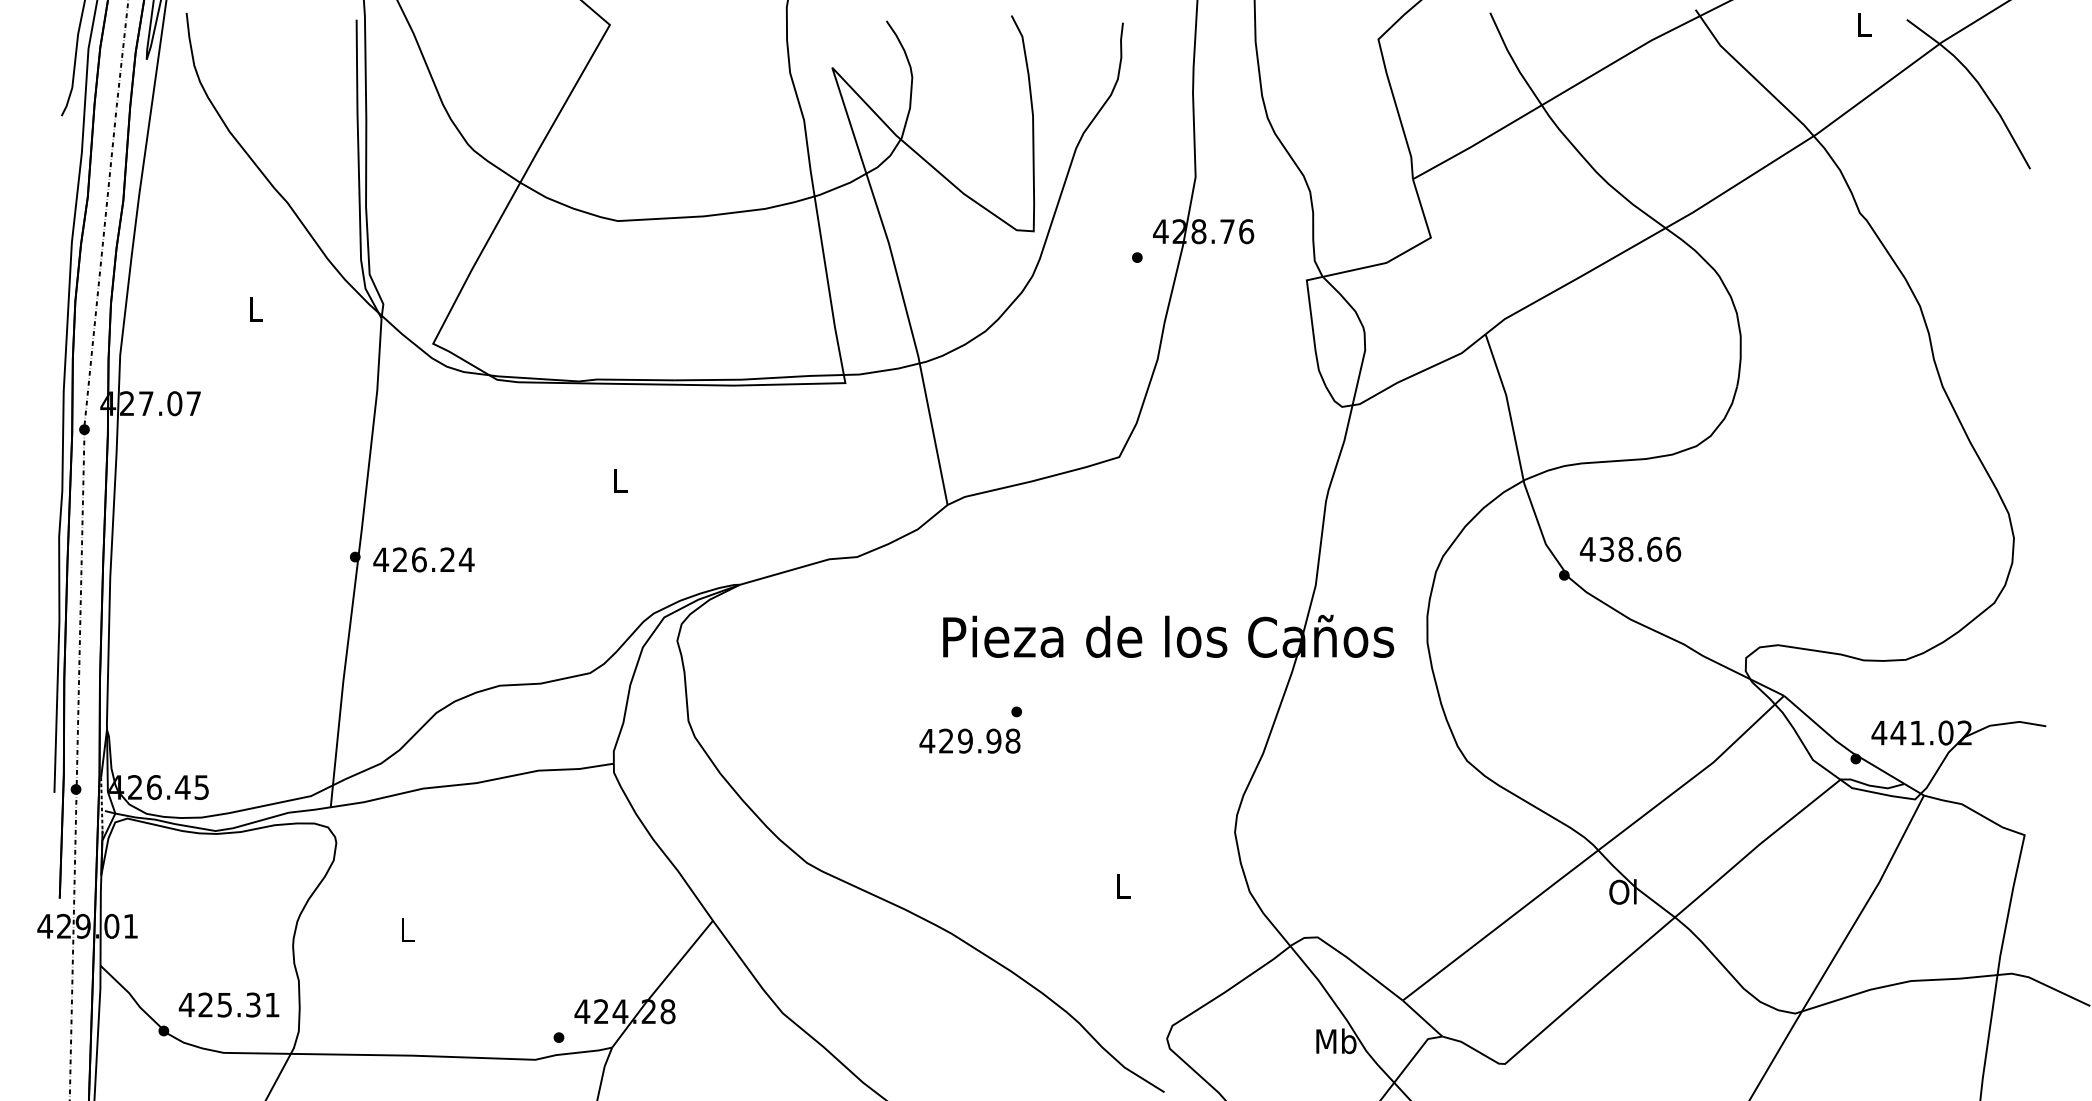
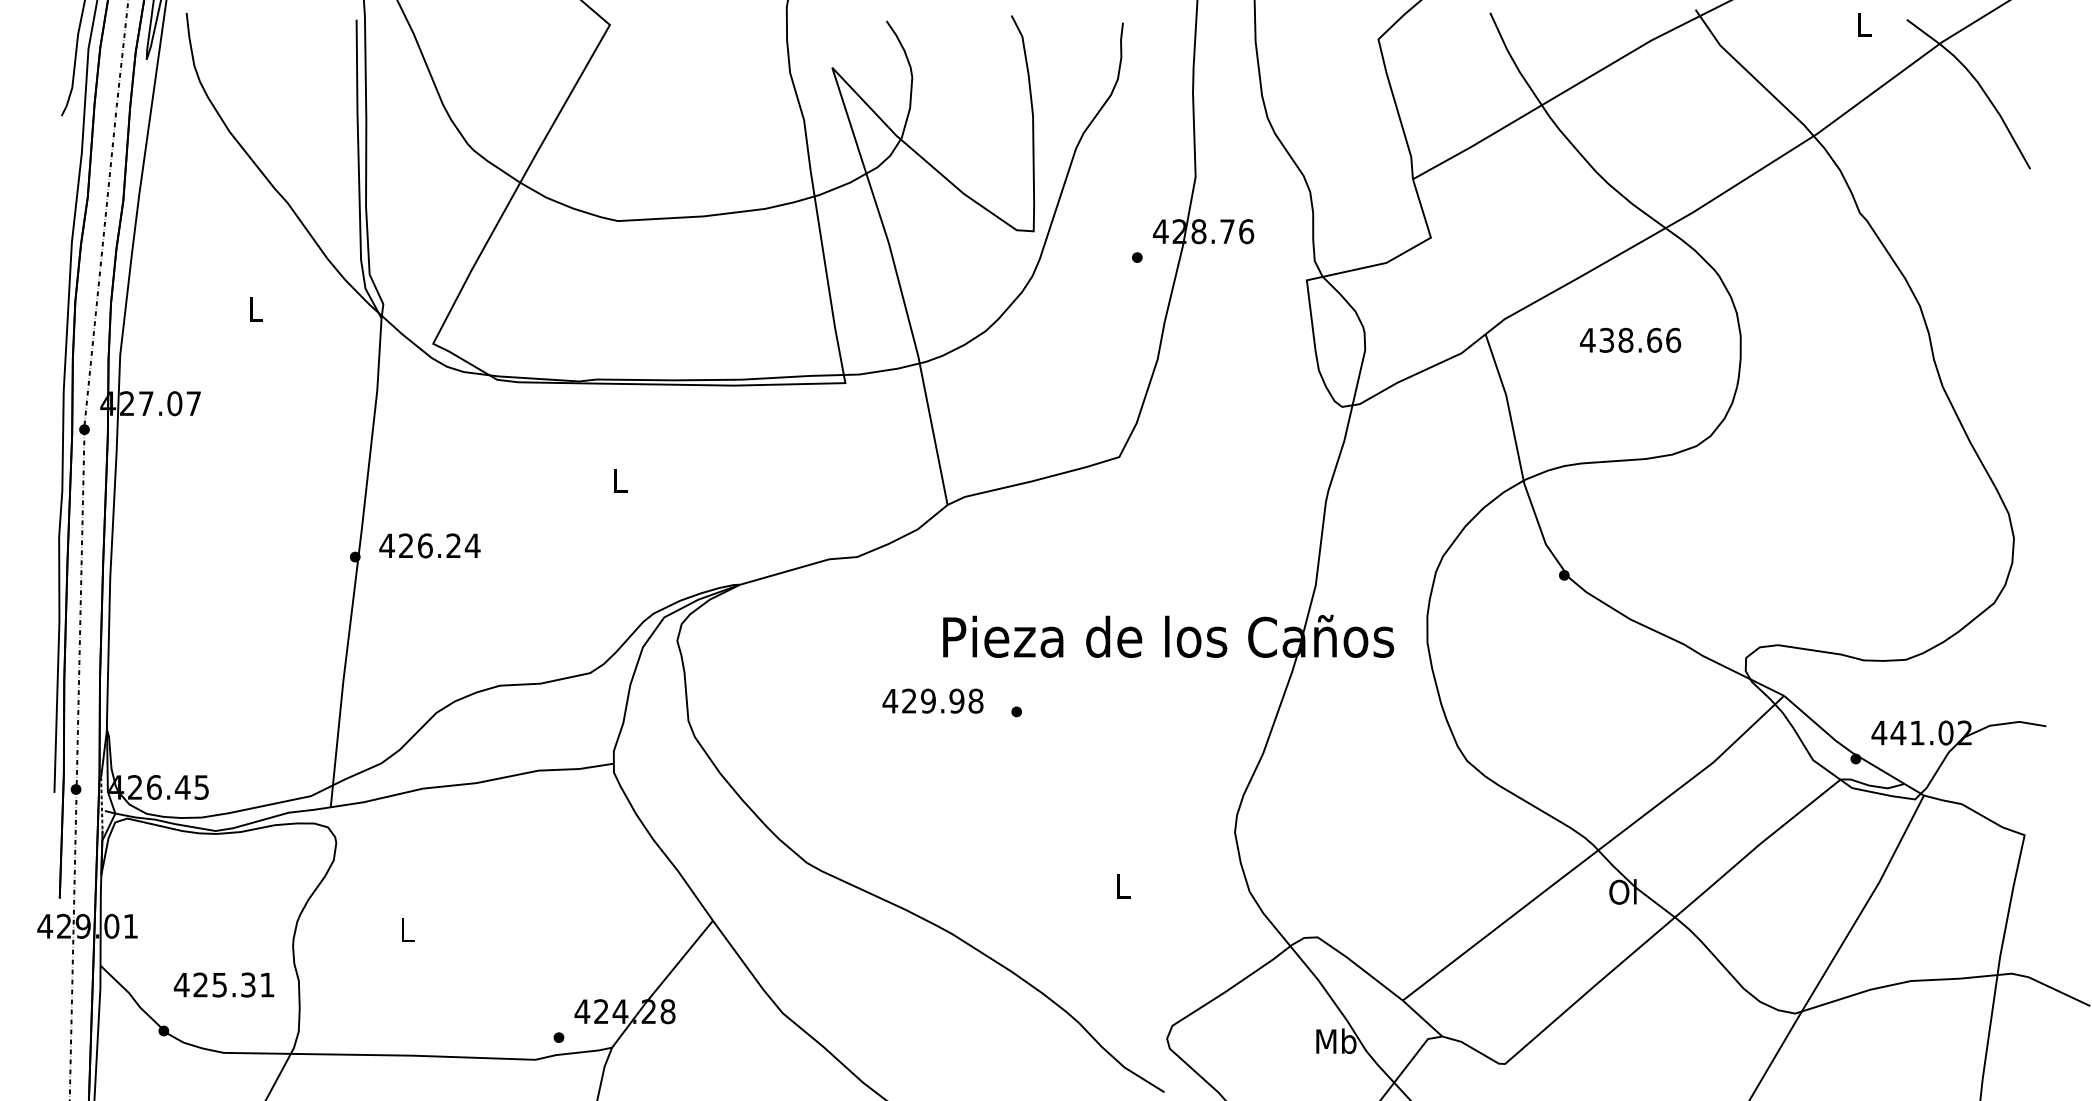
text position: (1630, 548) -> (1630, 339) (1630, 339)
text position: (423, 559) -> (429, 545) (429, 545)
text position: (969, 740) -> (932, 700) (932, 700)
text position: (228, 1004) -> (223, 984) (223, 984)
